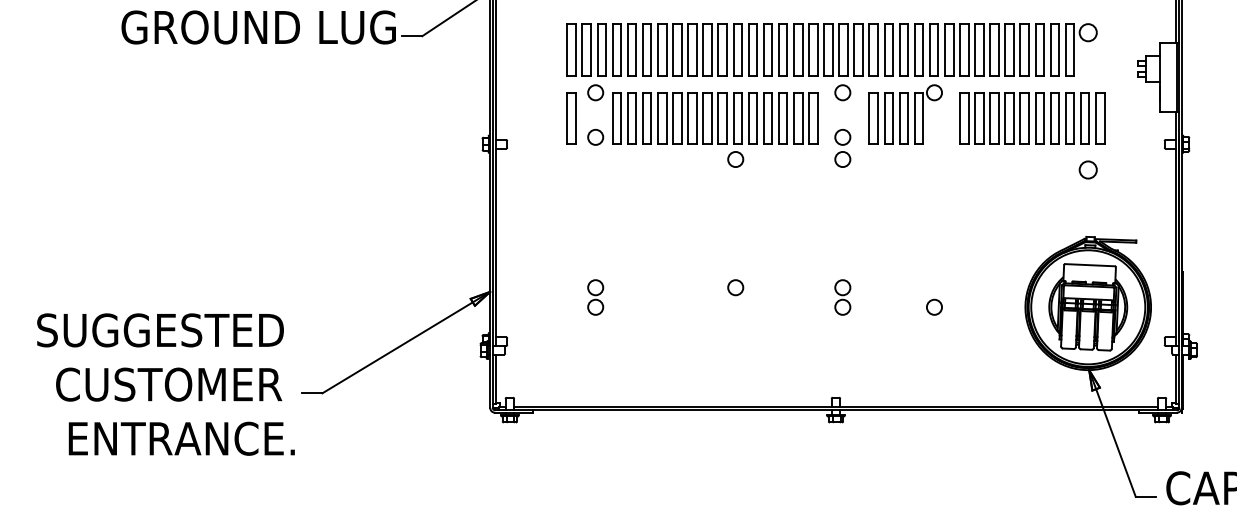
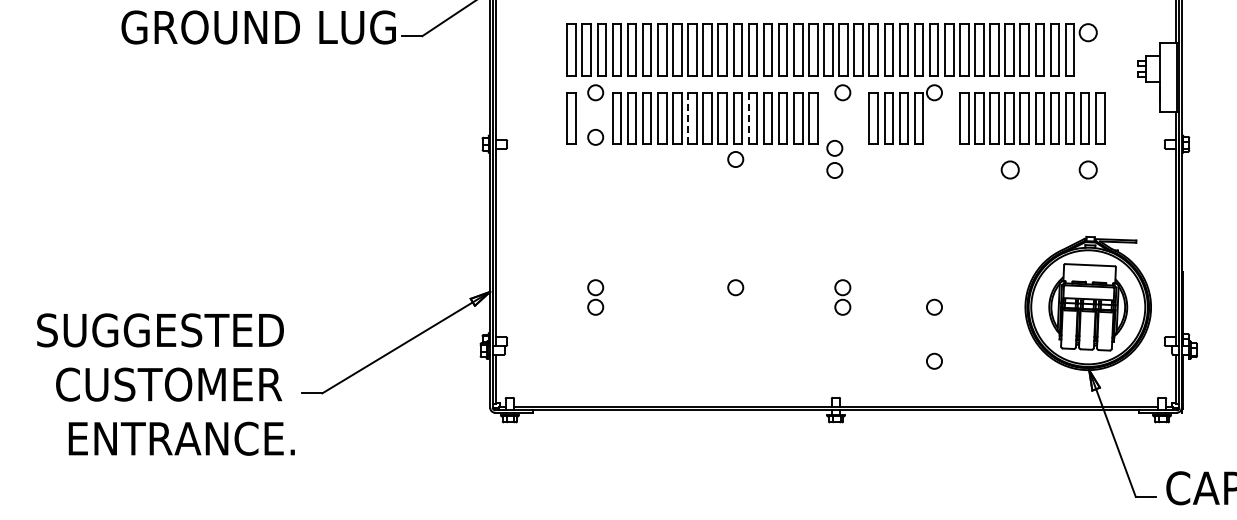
line: solid -> dashed (688, 118)
line: solid -> dashed (748, 118)
part position: (842, 148) -> (834, 159) (834, 159)
circle: none -> present (1009, 169)
circle: none -> present (934, 360)
